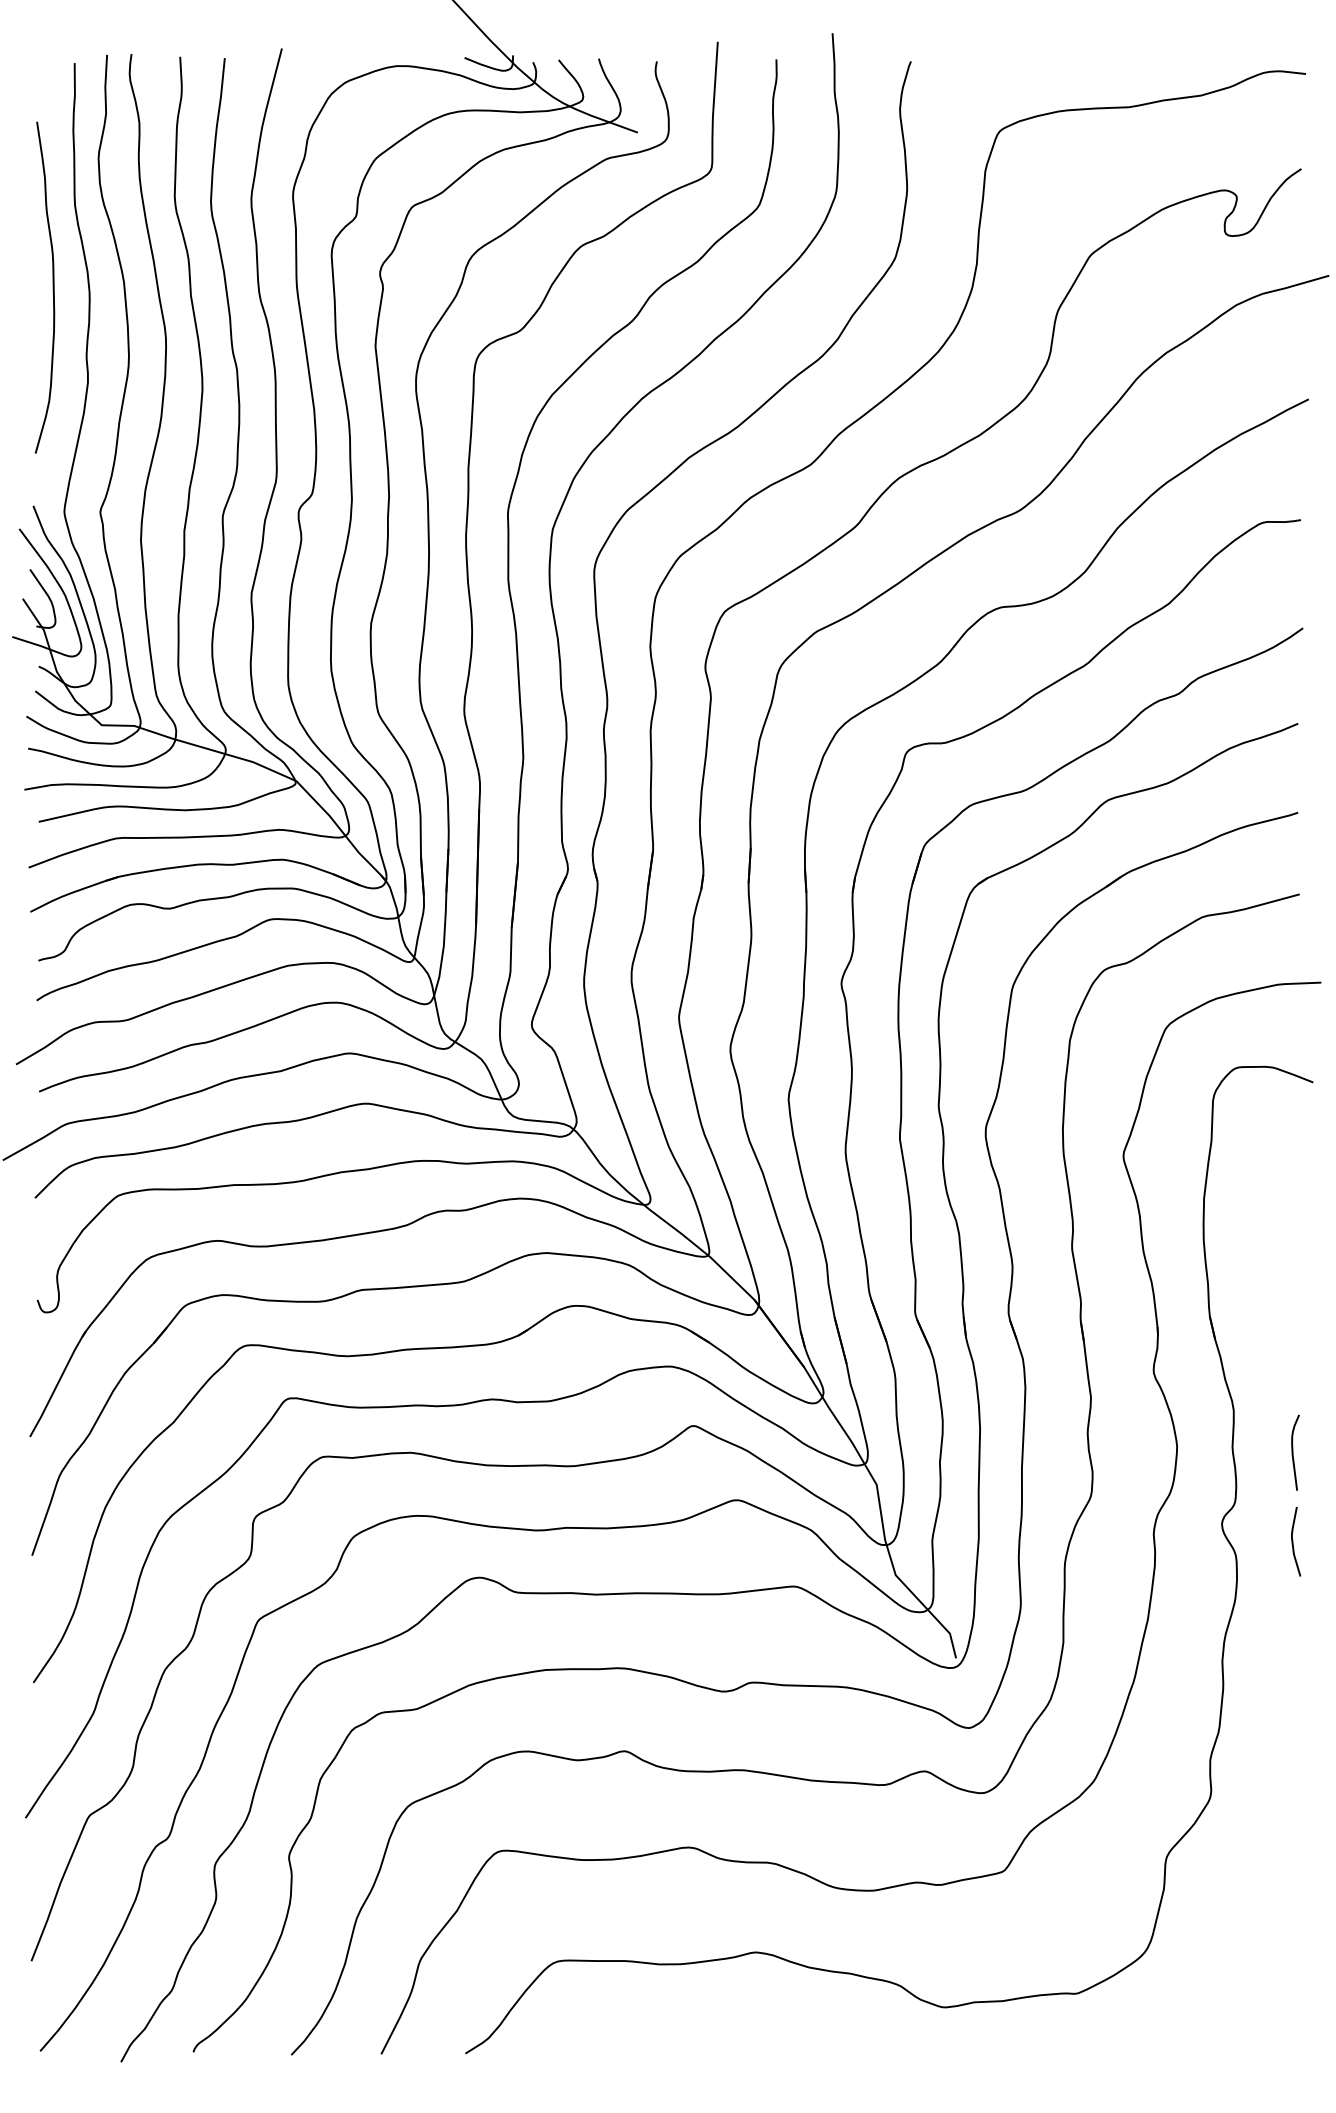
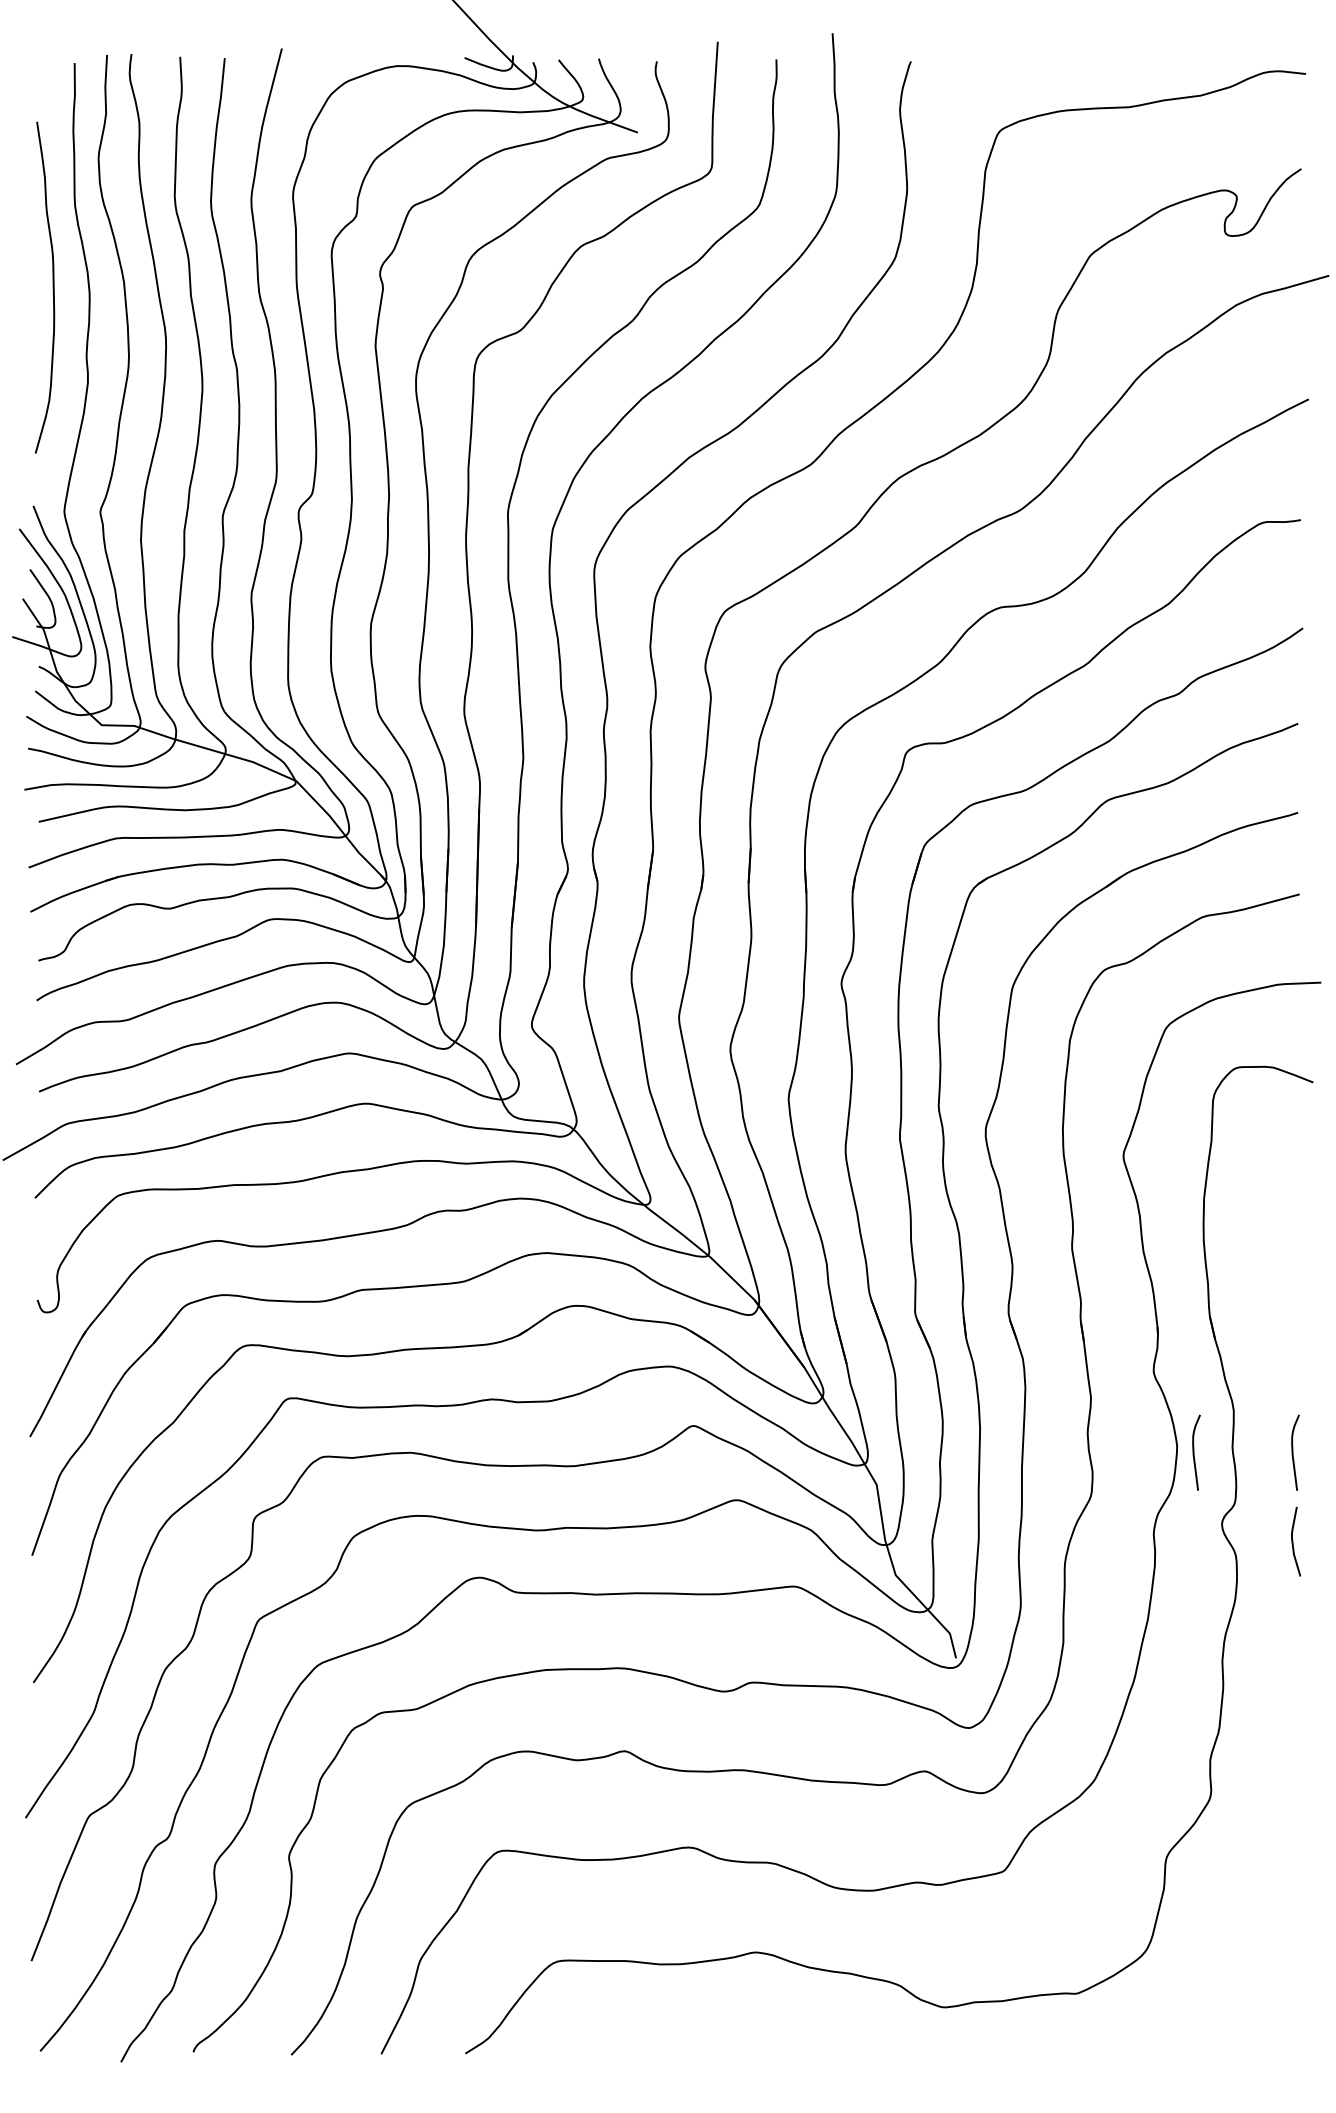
curve: none -> present (1194, 1452)
